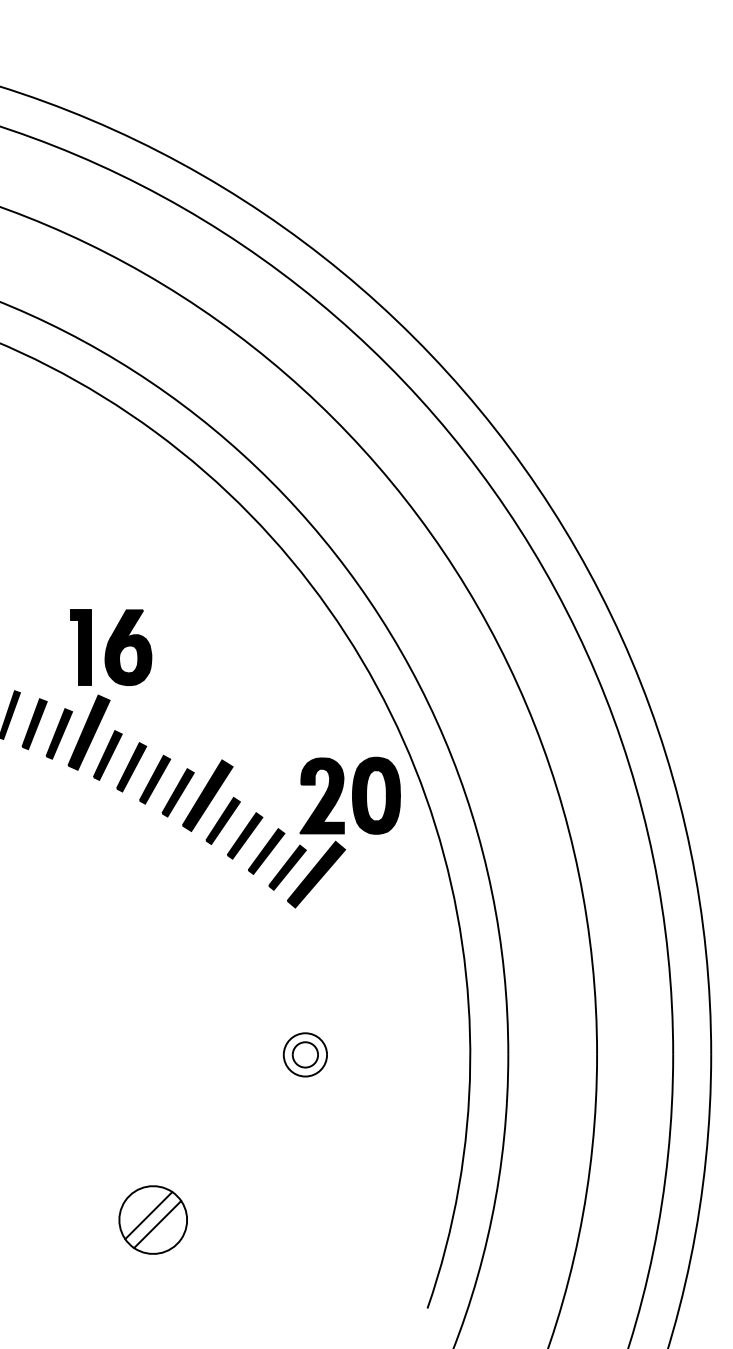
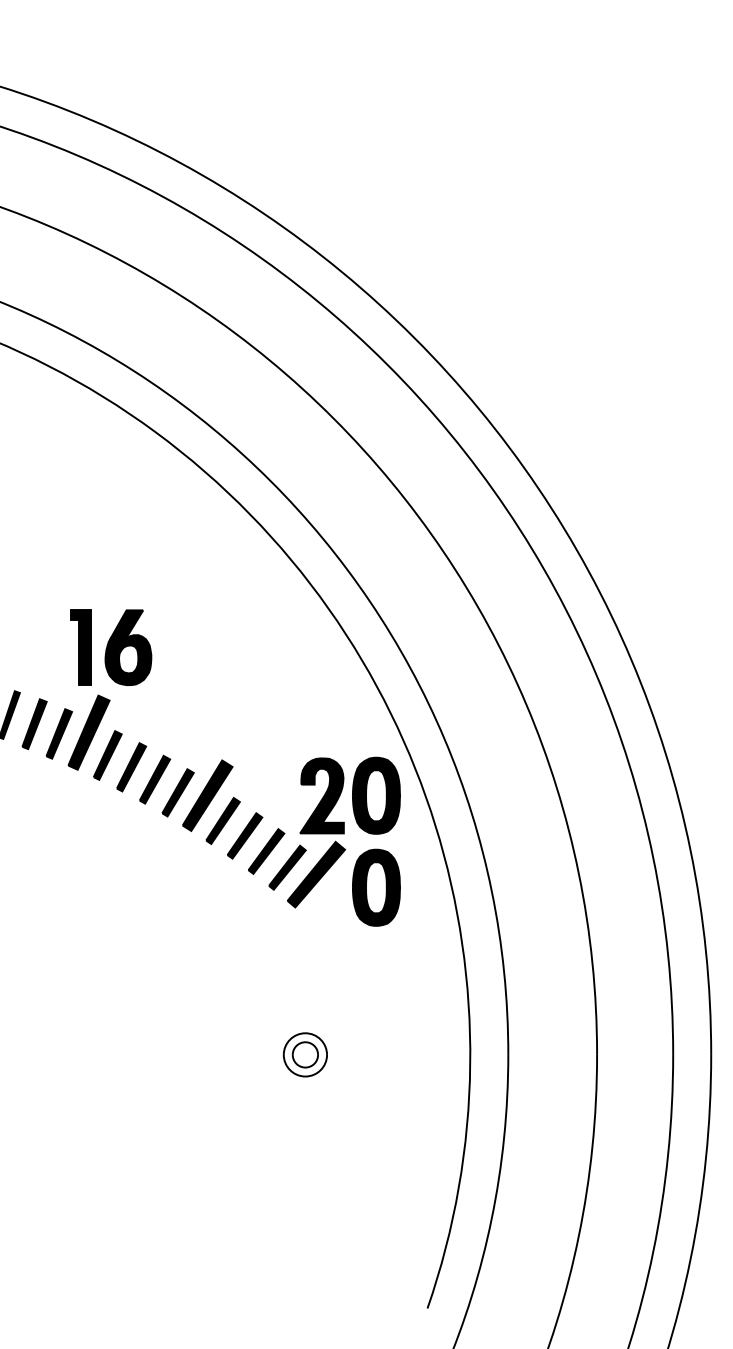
part: none -> present (376, 887)
part: present -> none (152, 1219)
